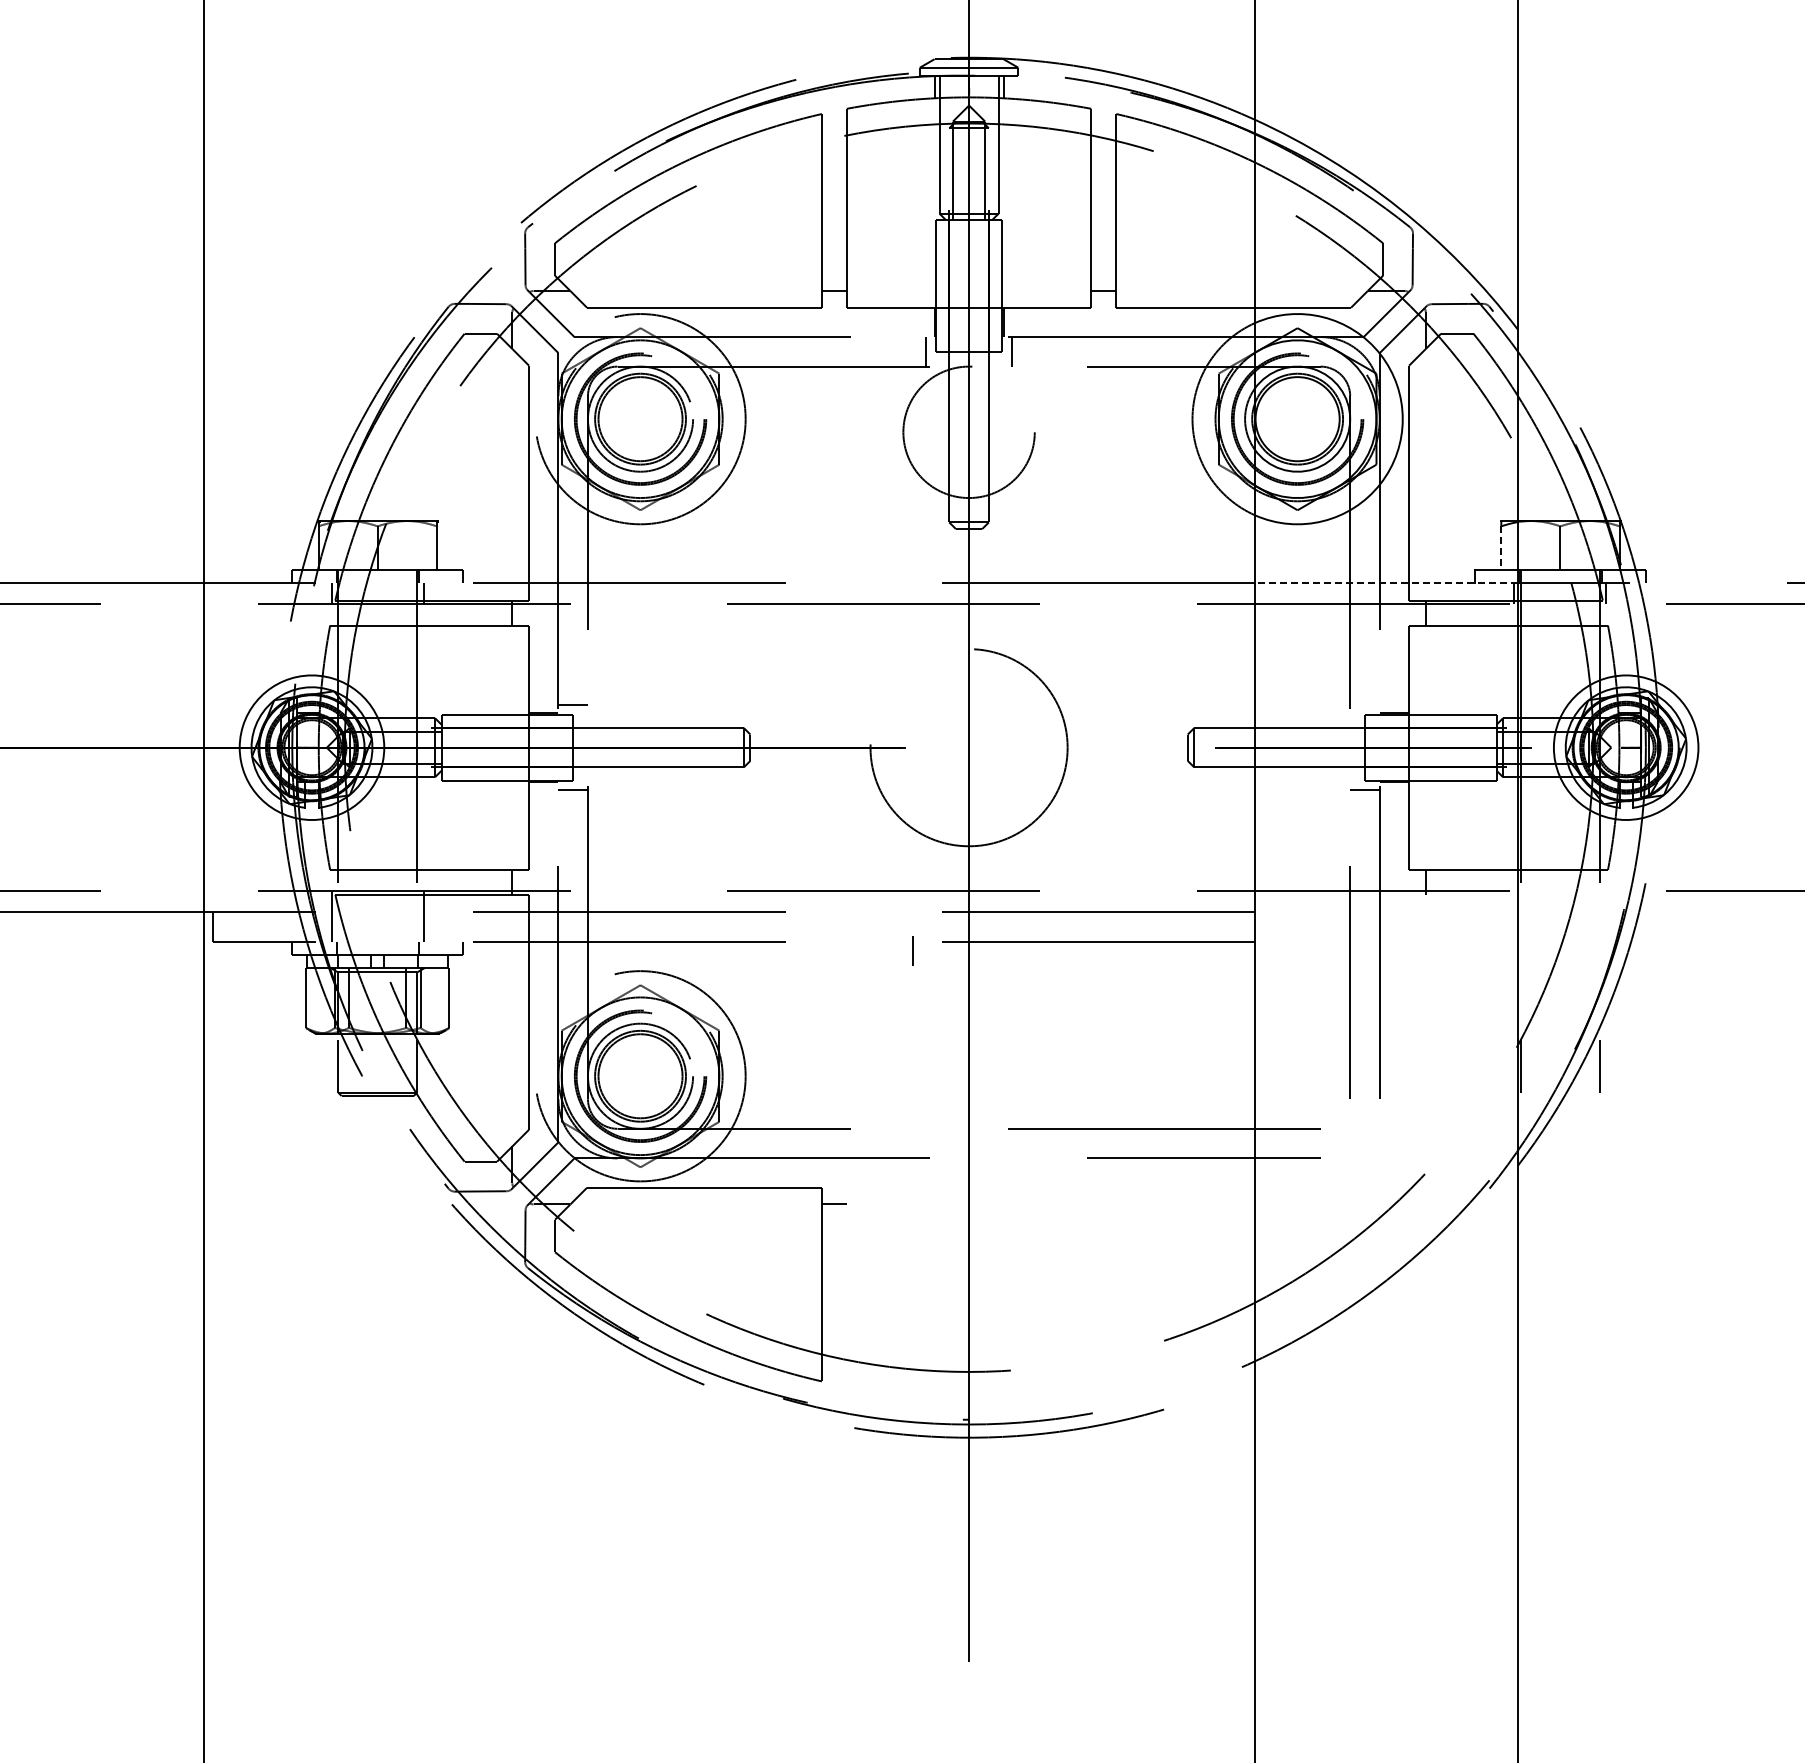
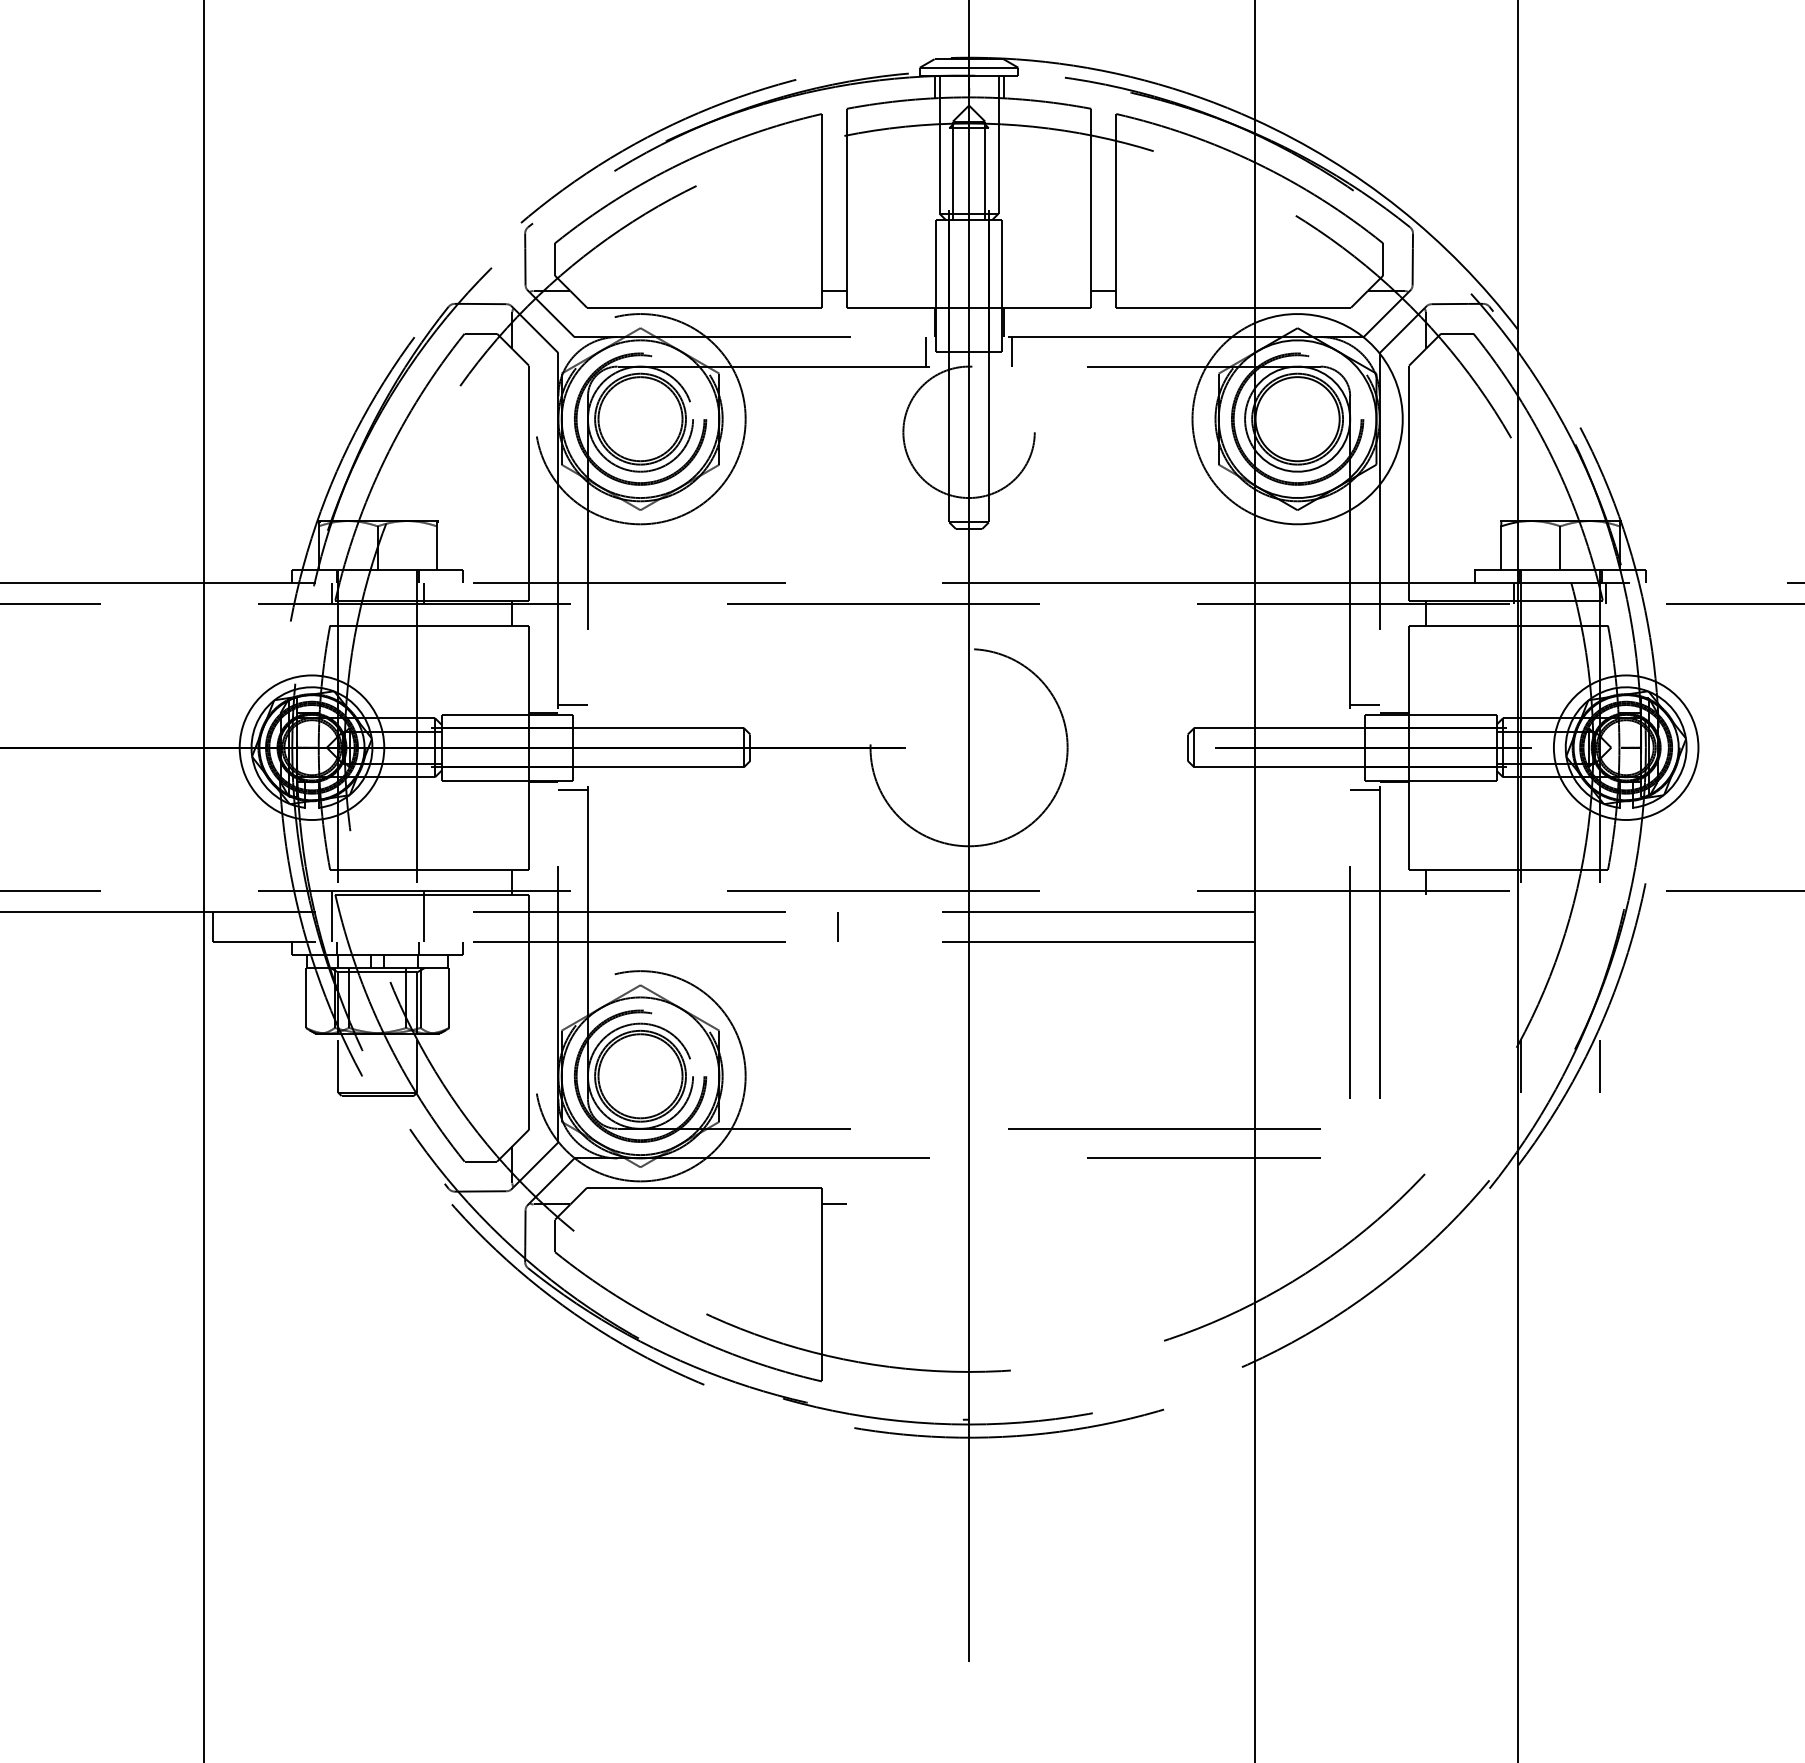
line: dashed -> solid (1501, 548)
line: dashed -> solid (1385, 583)
line: none -> present (1364, 705)
line position: (912, 950) -> (837, 926) (837, 926)
